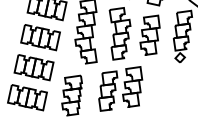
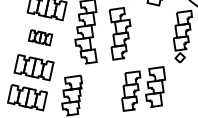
part: present -> none (149, 34)
part size: 41x28 px -> 26x18 px (40, 37)
part position: (120, 88) -> (143, 88) (143, 88)
